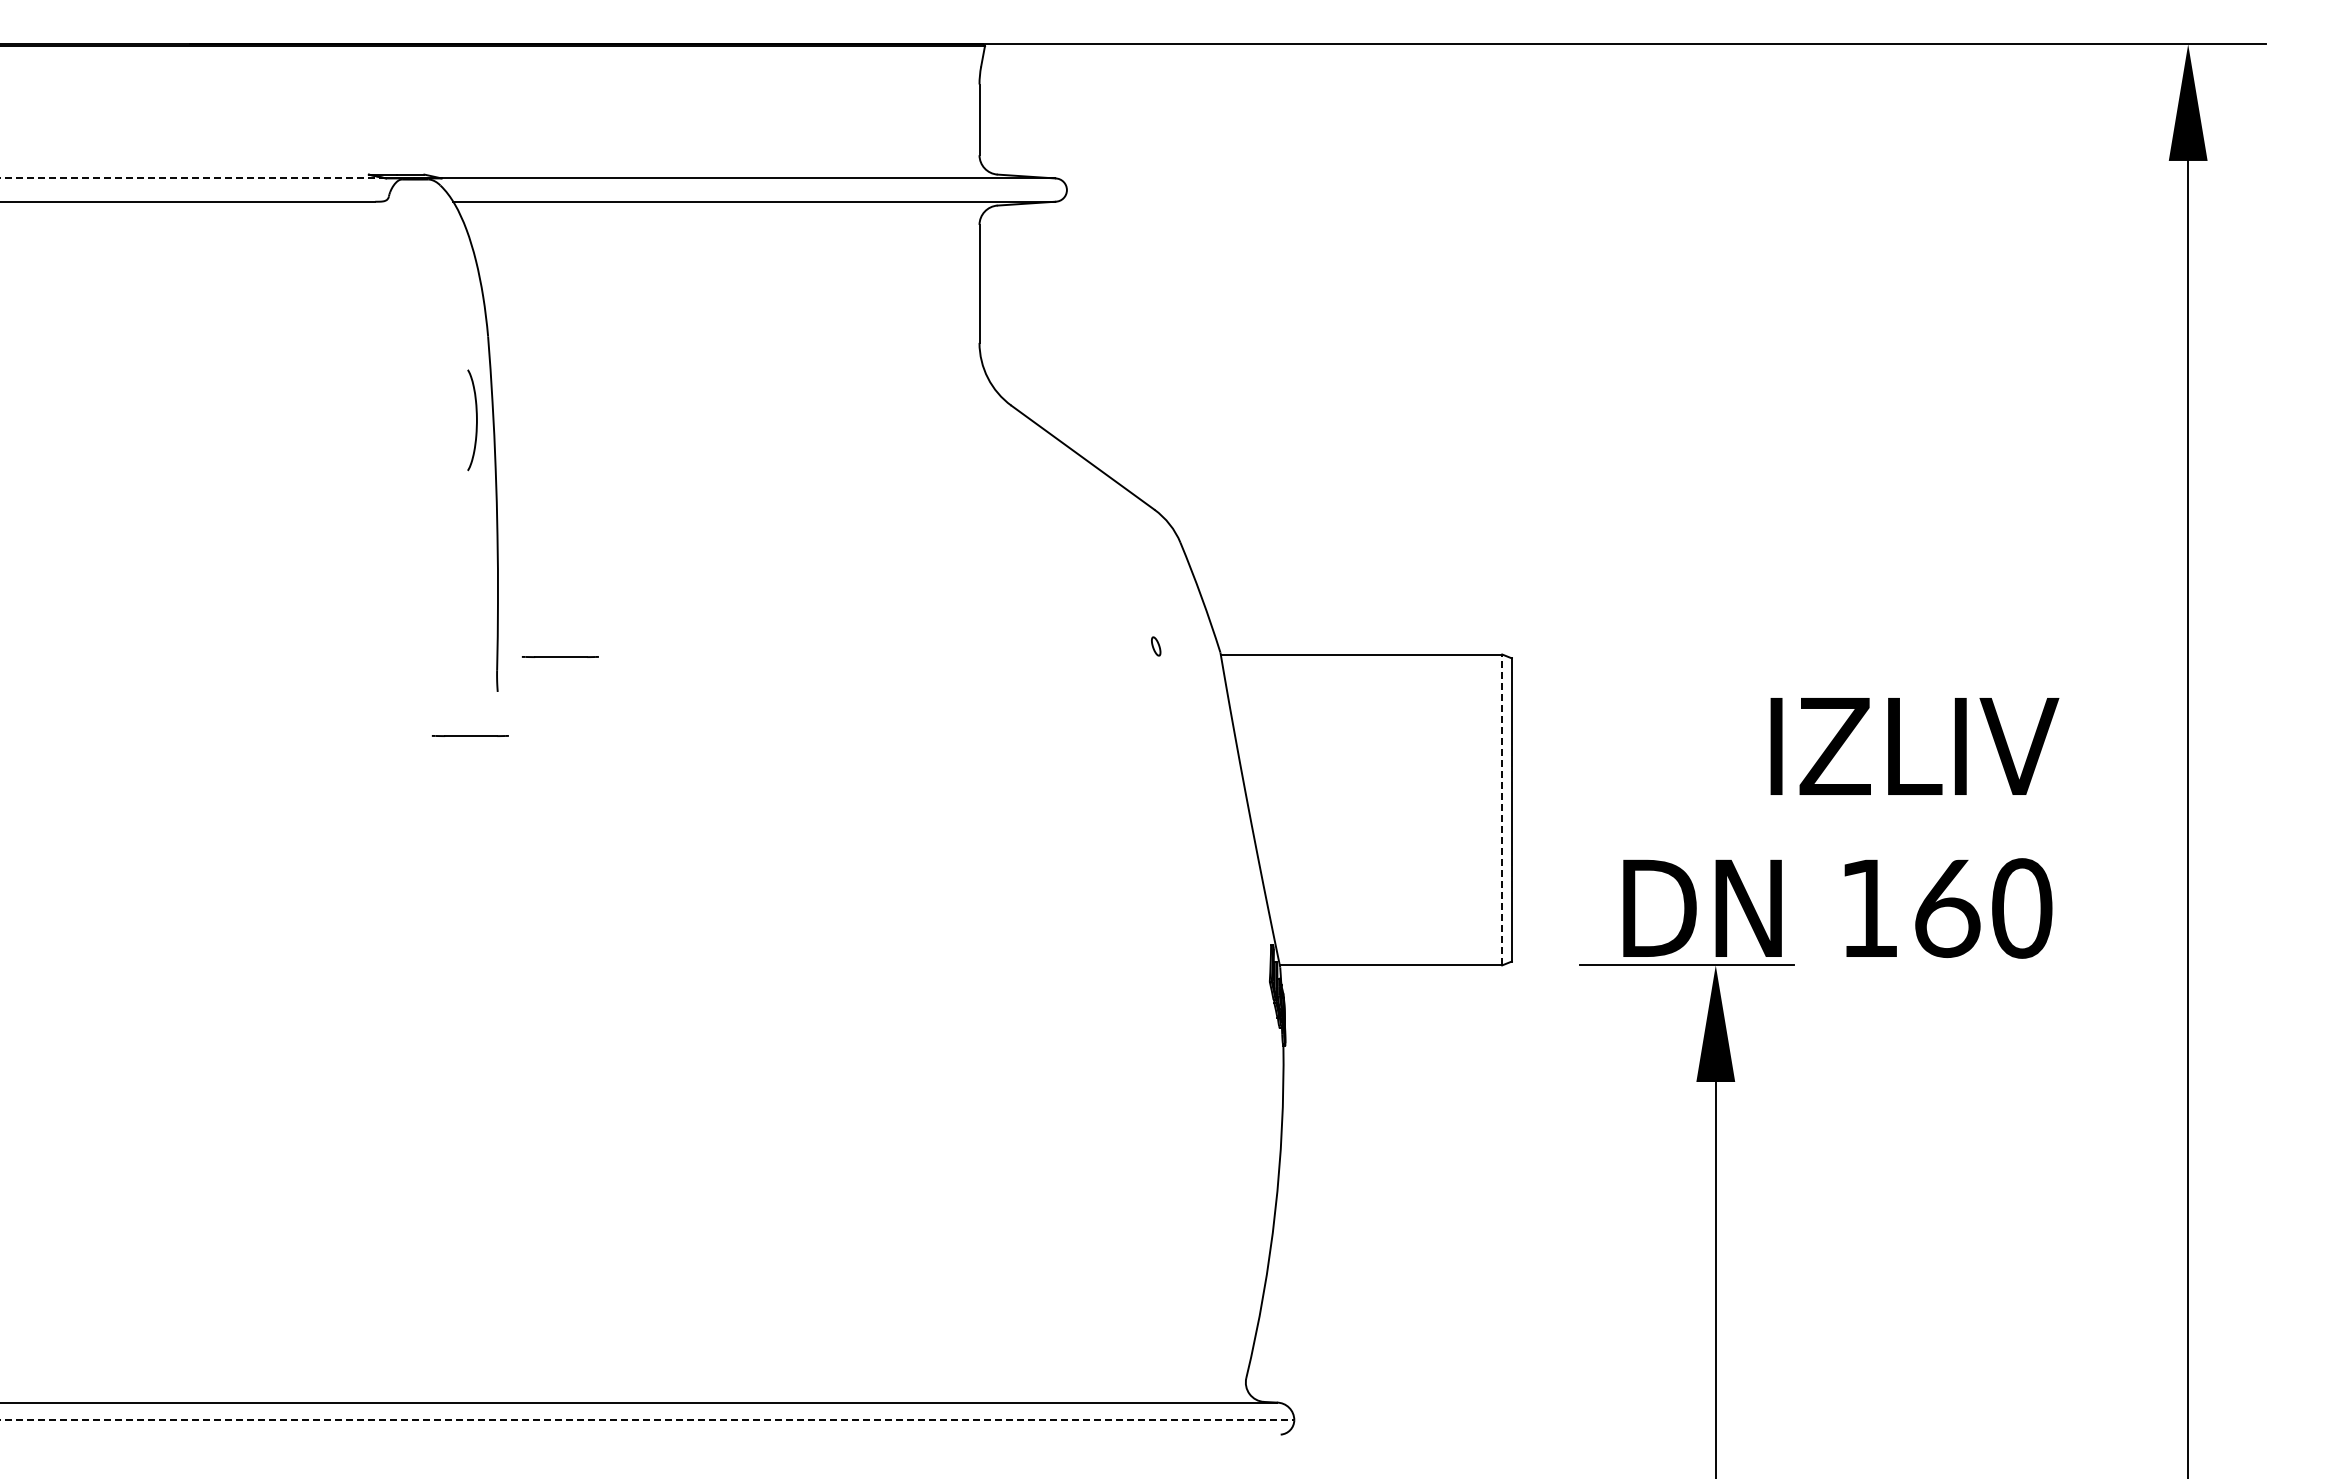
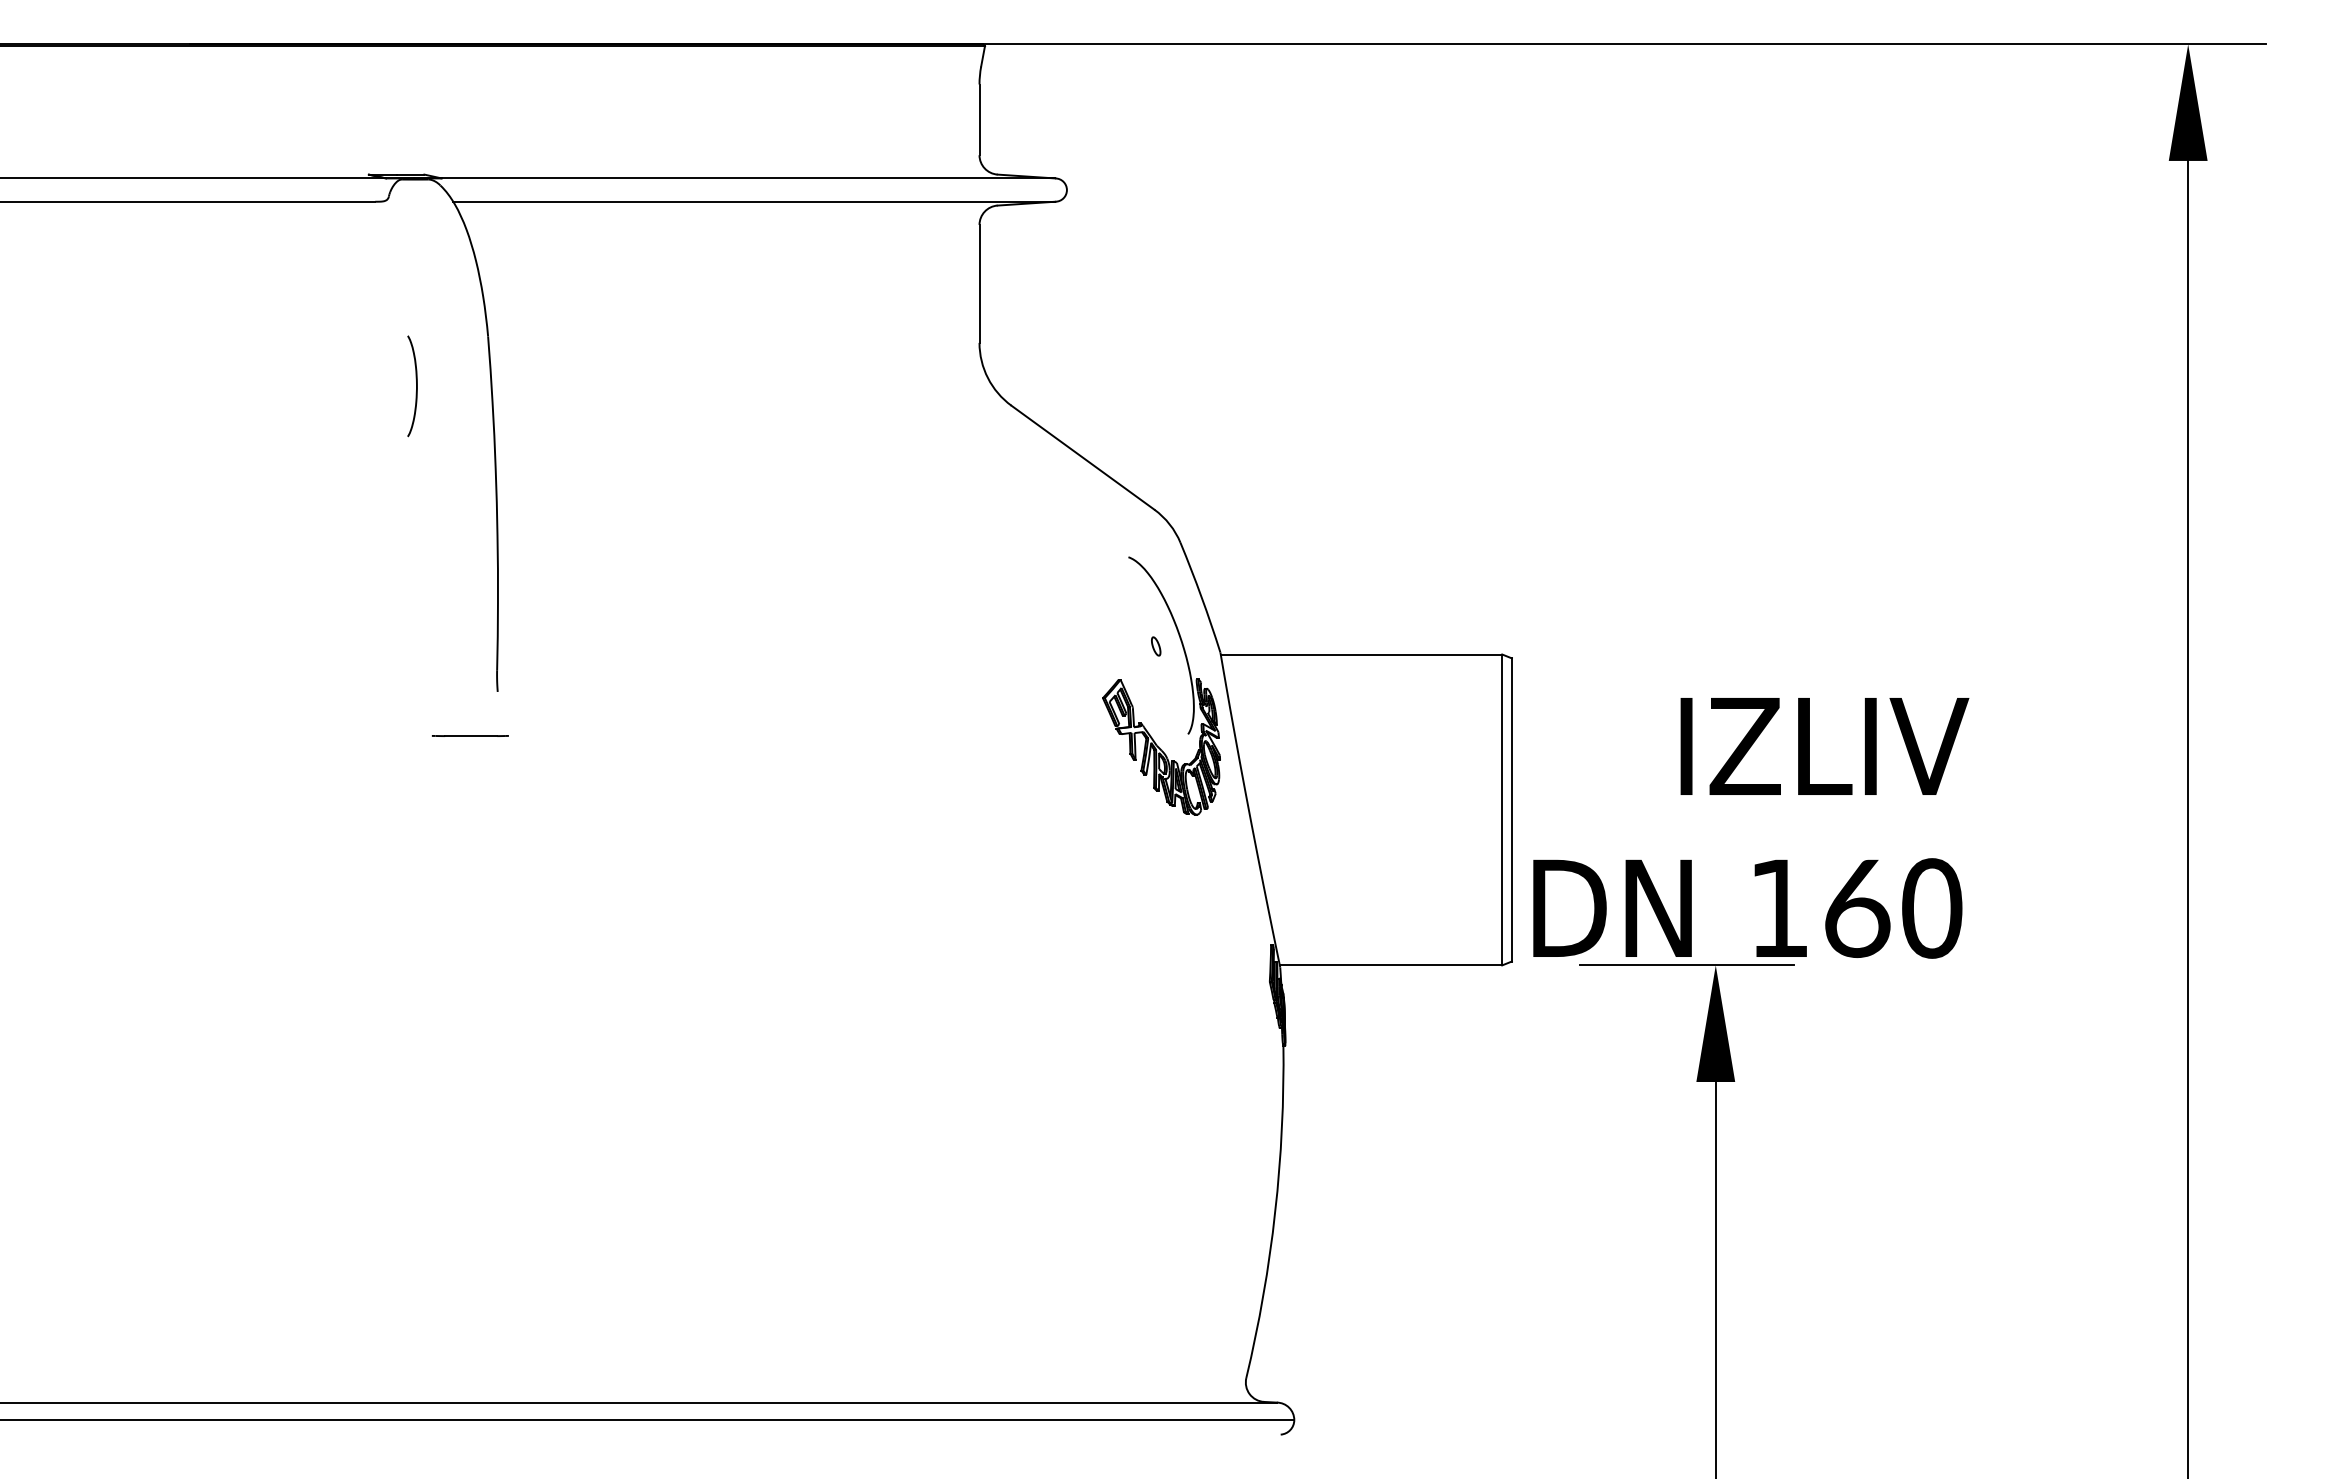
line: dashed -> solid (192, 178)
curve position: (476, 420) -> (416, 386) (416, 386)
line: present -> none (560, 656)
part: none -> present (1190, 682)
line: dashed -> solid (1502, 809)
text position: (1841, 828) -> (1751, 828) (1751, 828)
line: dashed -> solid (647, 1420)
